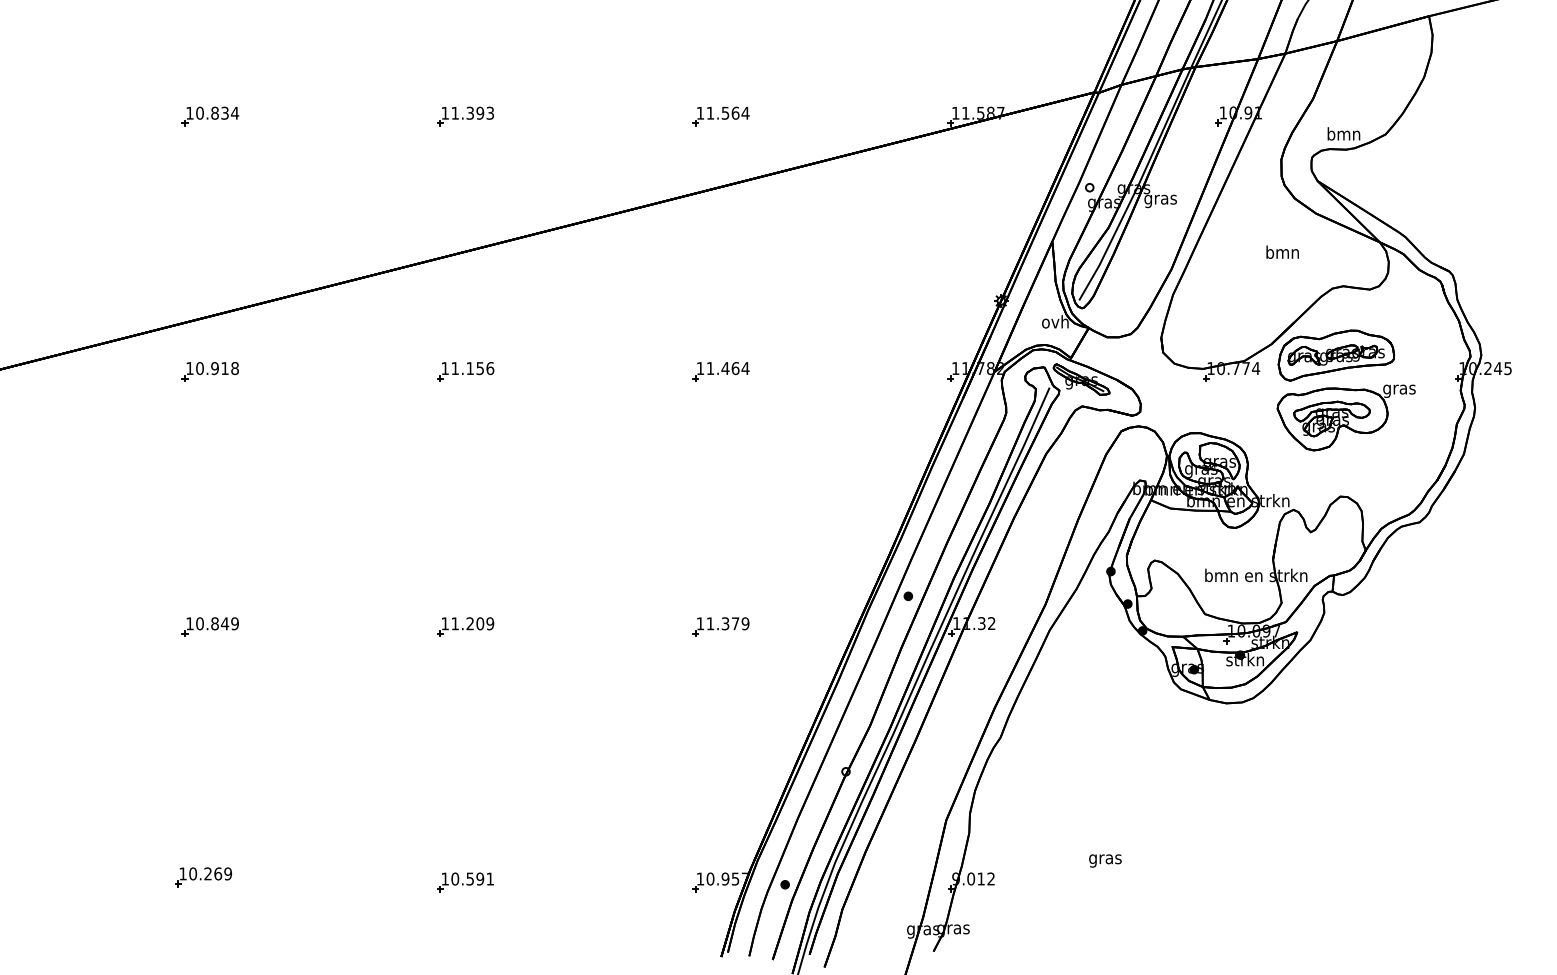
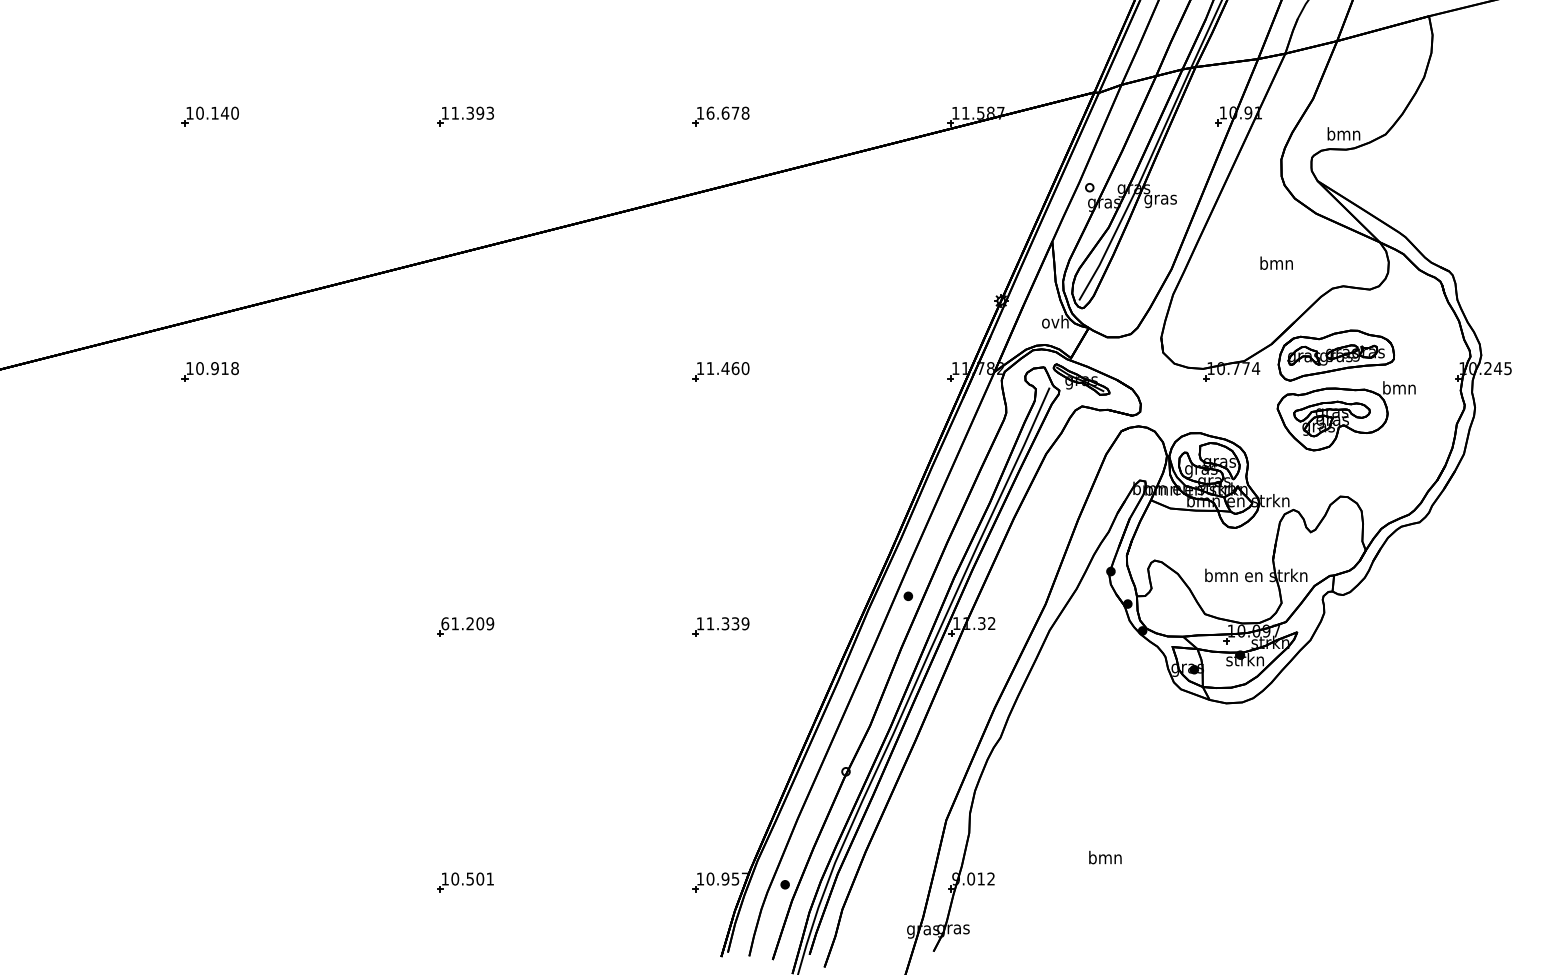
text: 10.834 -> 10.140 (225, 112)
text: 11.564 -> 16.678 (727, 112)
text position: (1282, 251) -> (1276, 262) (1276, 262)
text: 11.464 -> 11.460 (745, 368)
part: present -> none (465, 371)
text: gras -> bmn (1399, 389)
text: 11.209 -> 61.209 (445, 623)
text: 11.379 -> 11.339 (735, 623)
part: present -> none (209, 626)
text: gras -> bmn (1105, 858)
part: present -> none (203, 877)
text: 10.591 -> 10.501 (479, 879)
